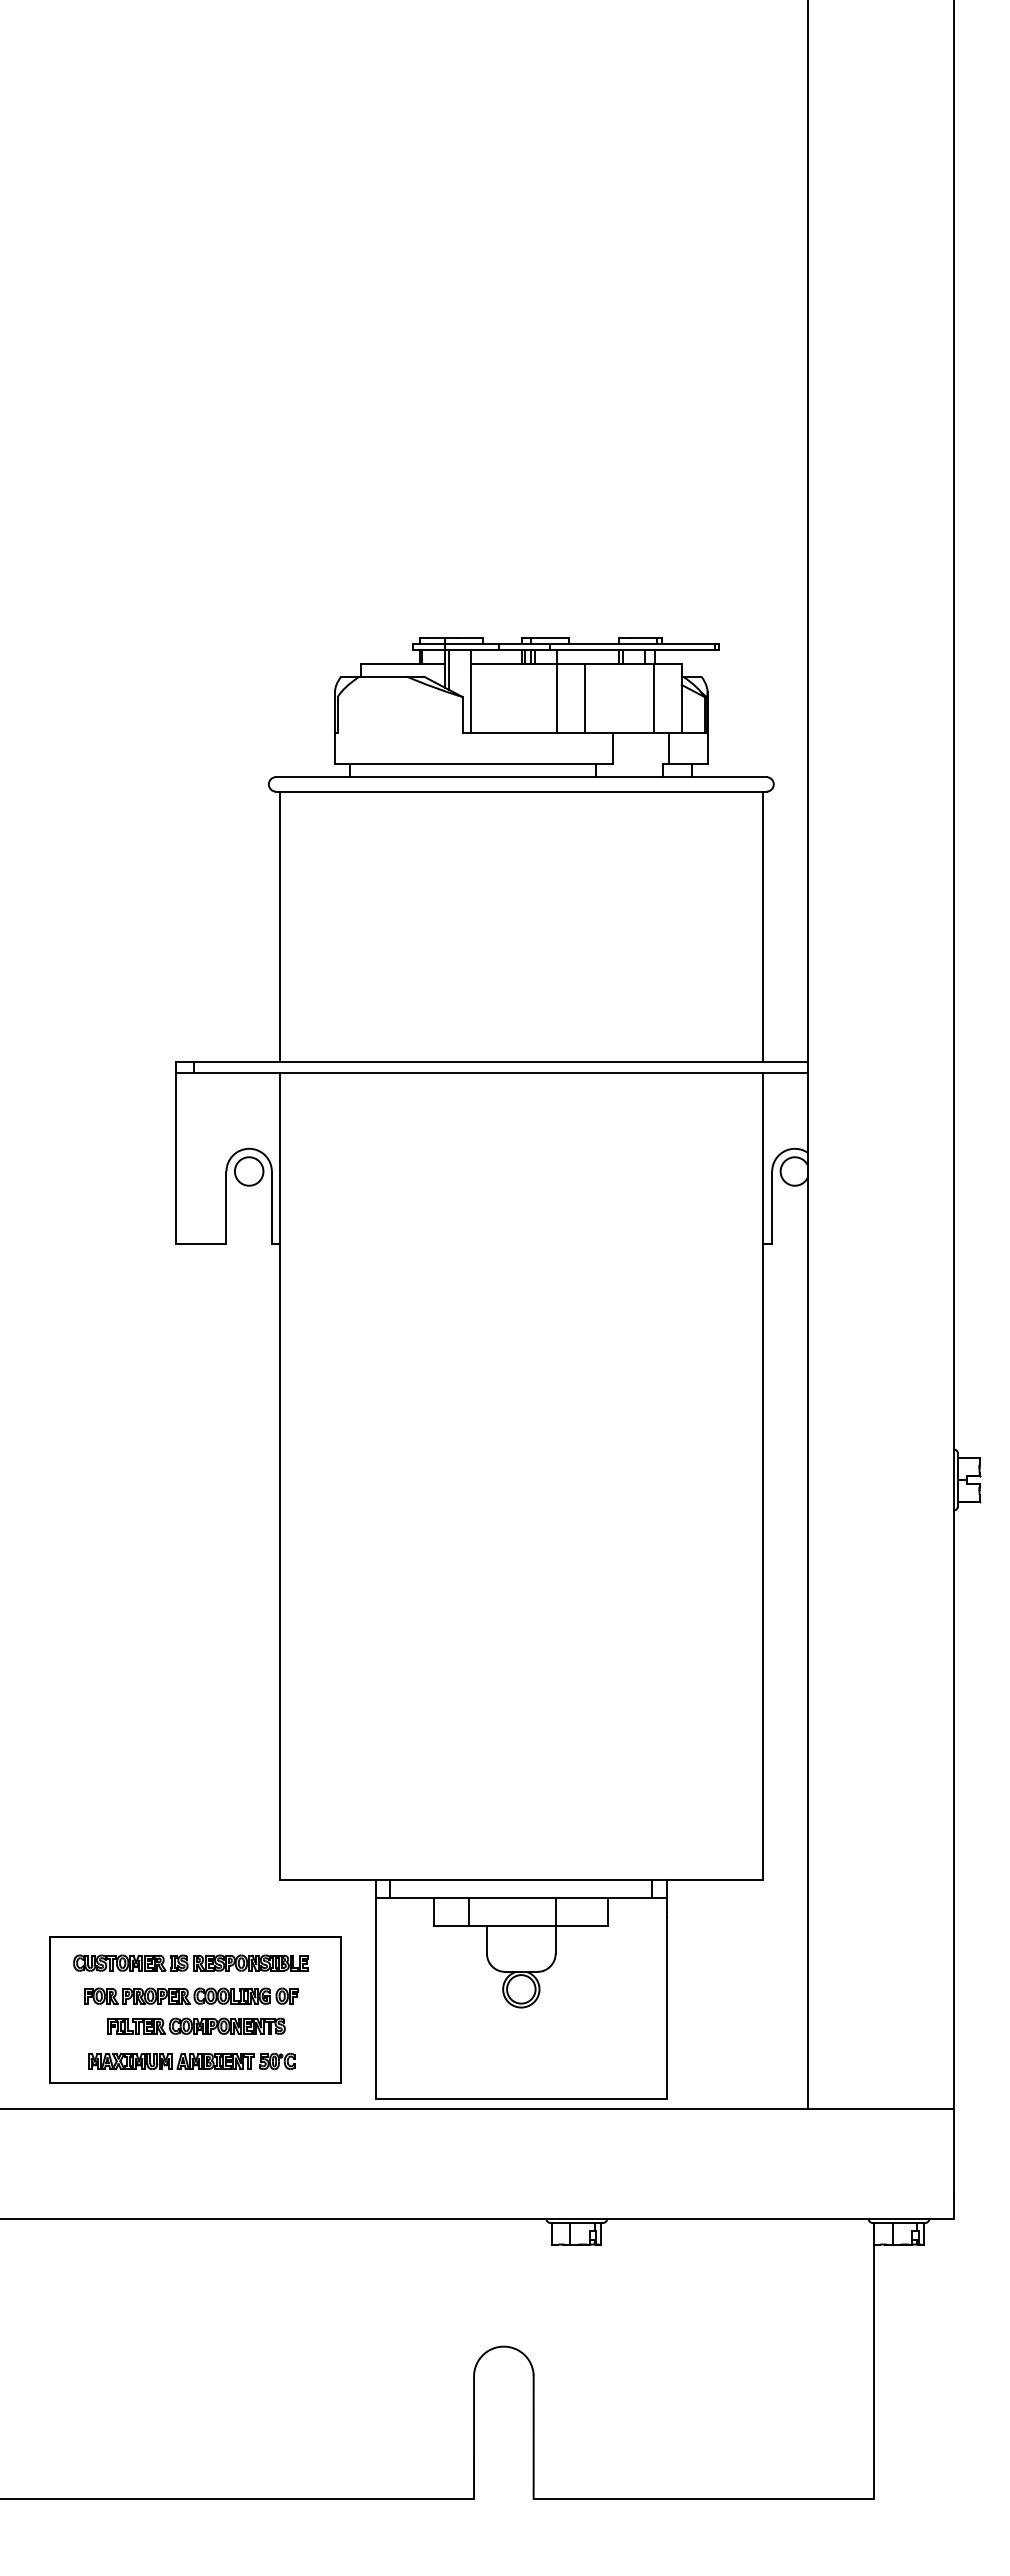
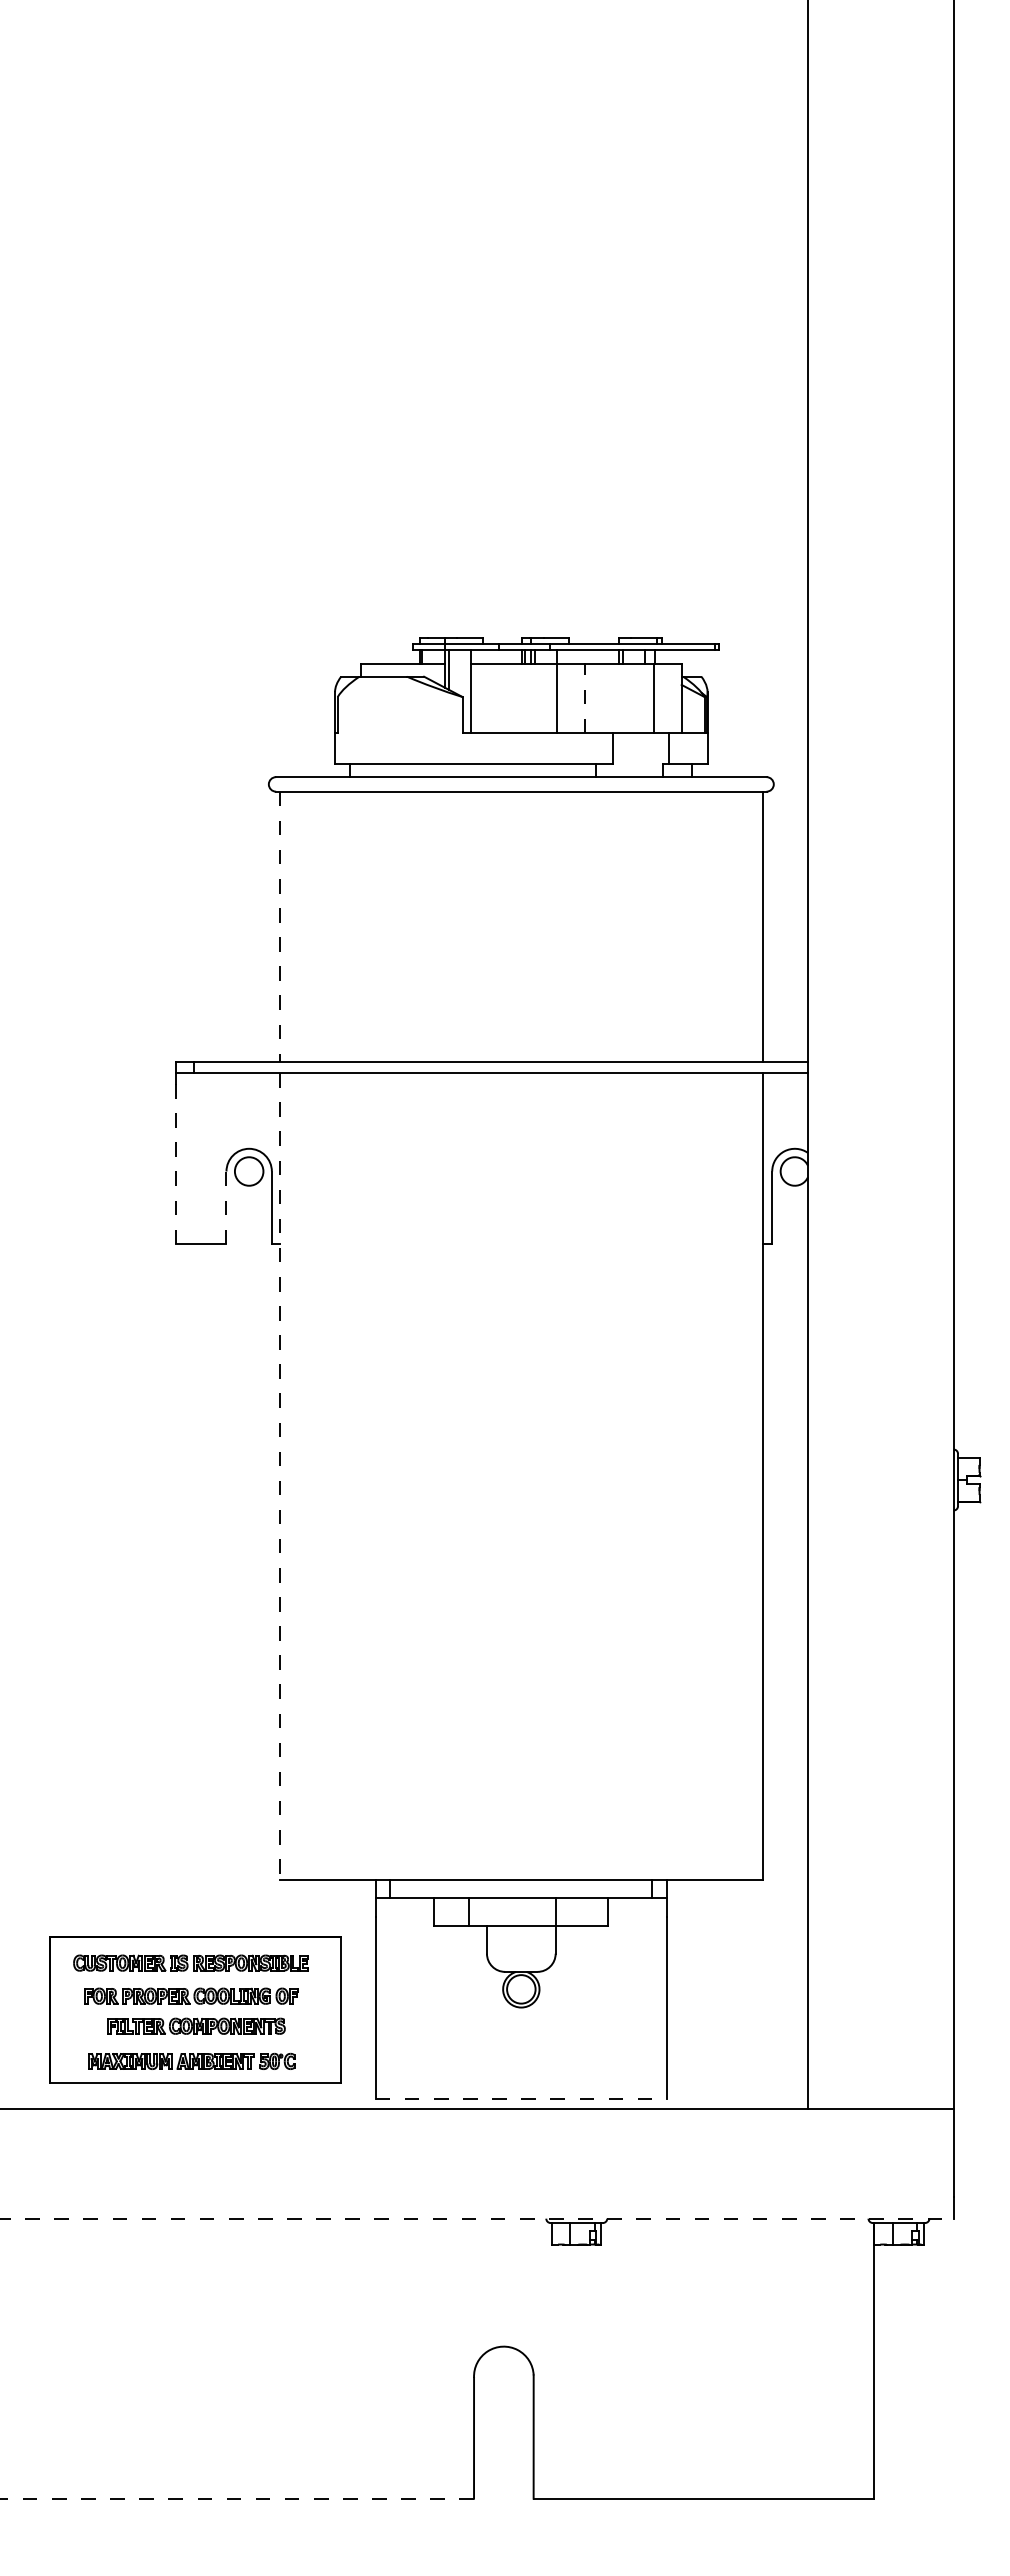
line: solid -> dashed (584, 698)
line: solid -> dashed (279, 927)
line: solid -> dashed (176, 1164)
line: solid -> dashed (226, 1207)
line: solid -> dashed (279, 1477)
line: solid -> dashed (521, 2098)
line: solid -> dashed (477, 2218)
line: solid -> dashed (237, 2498)
